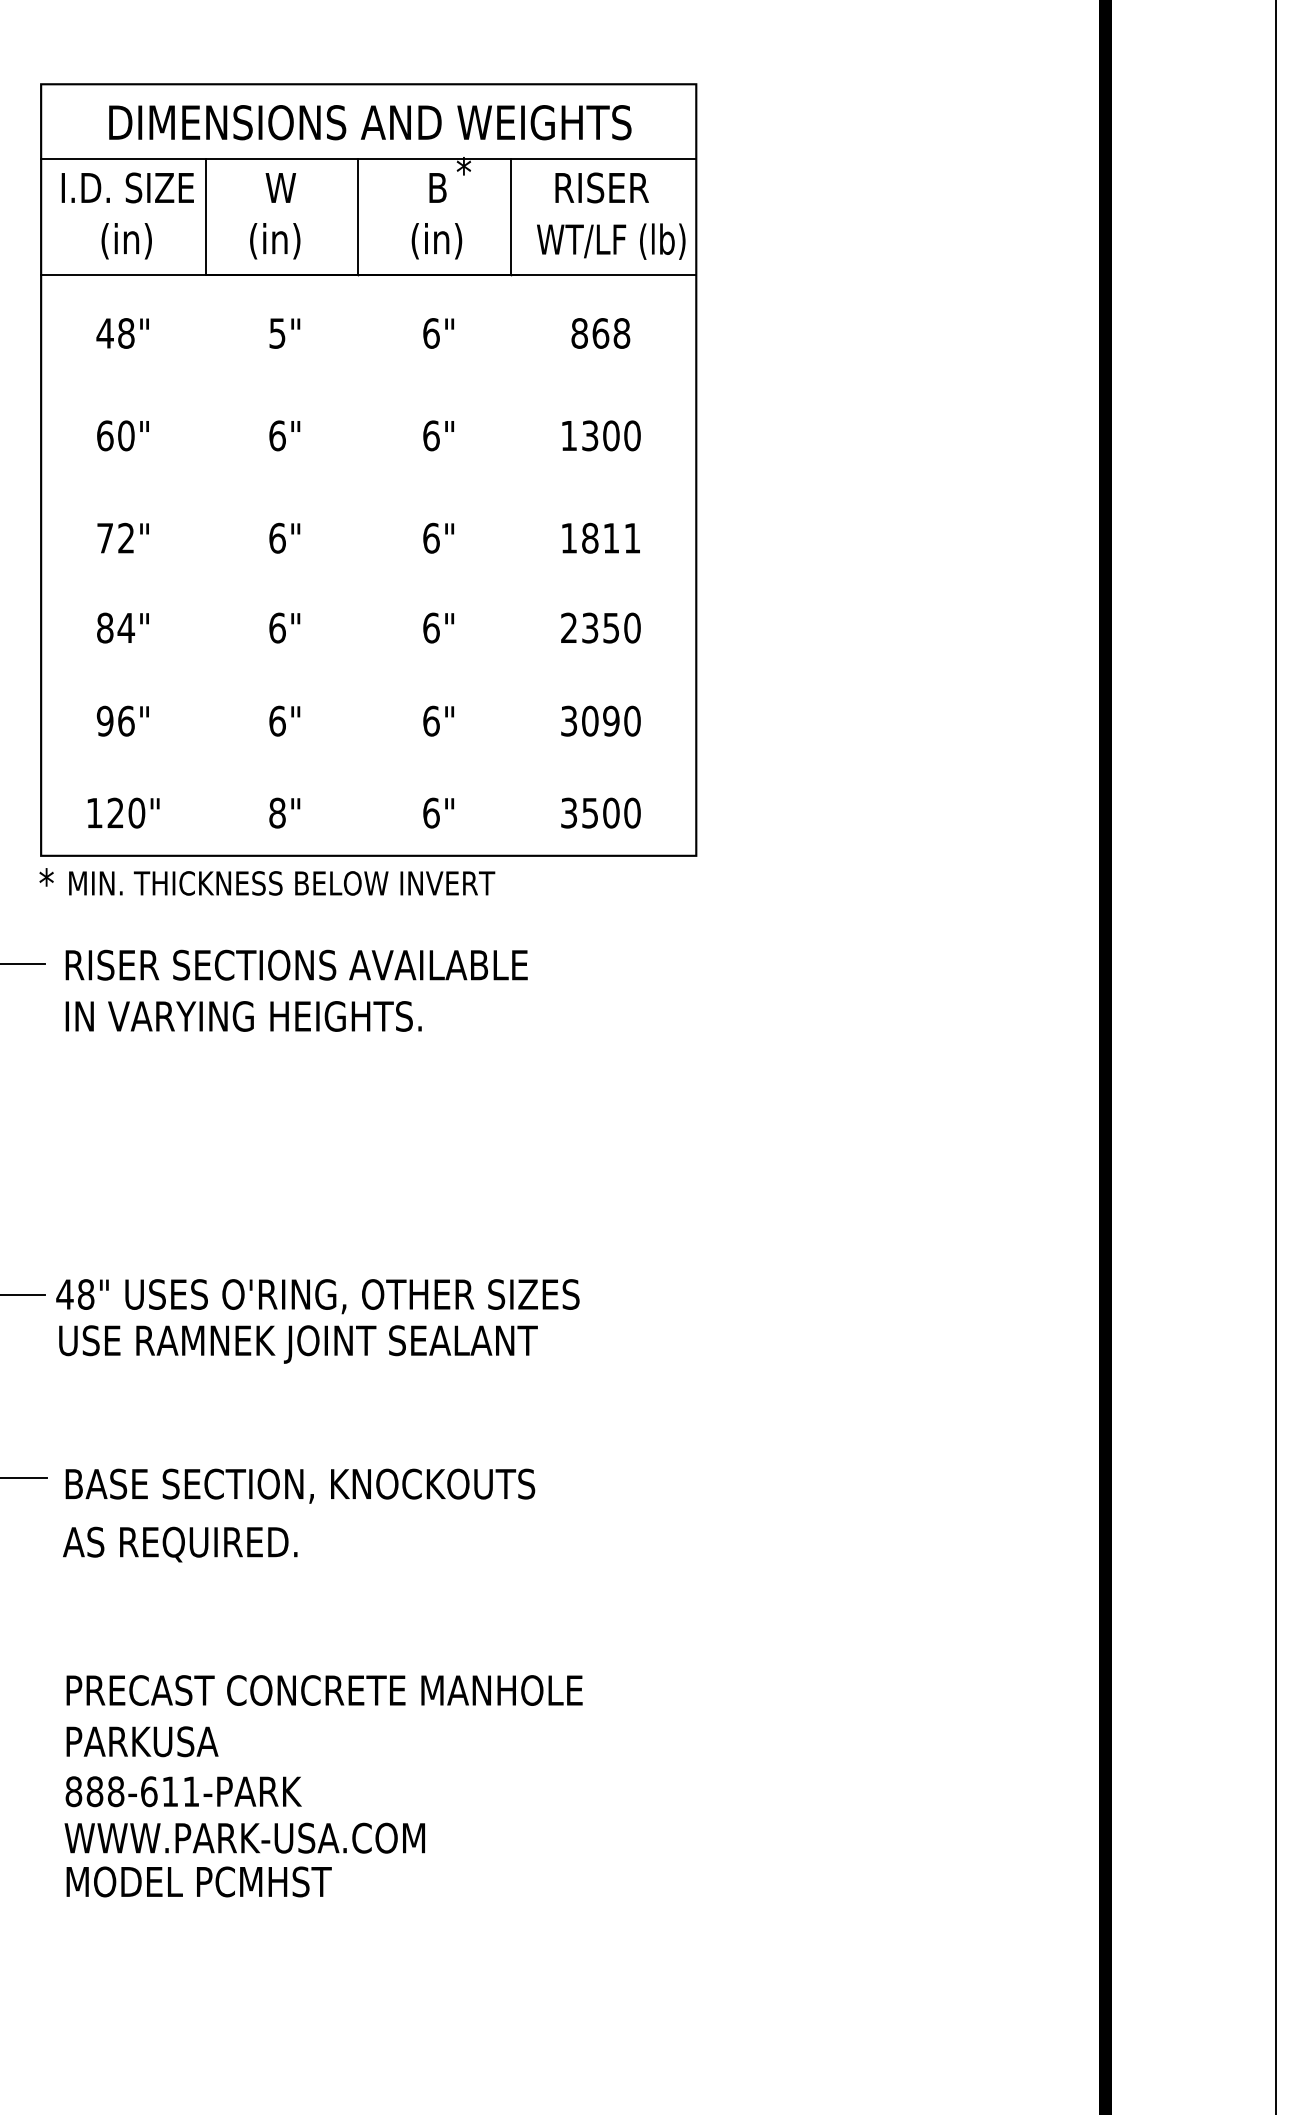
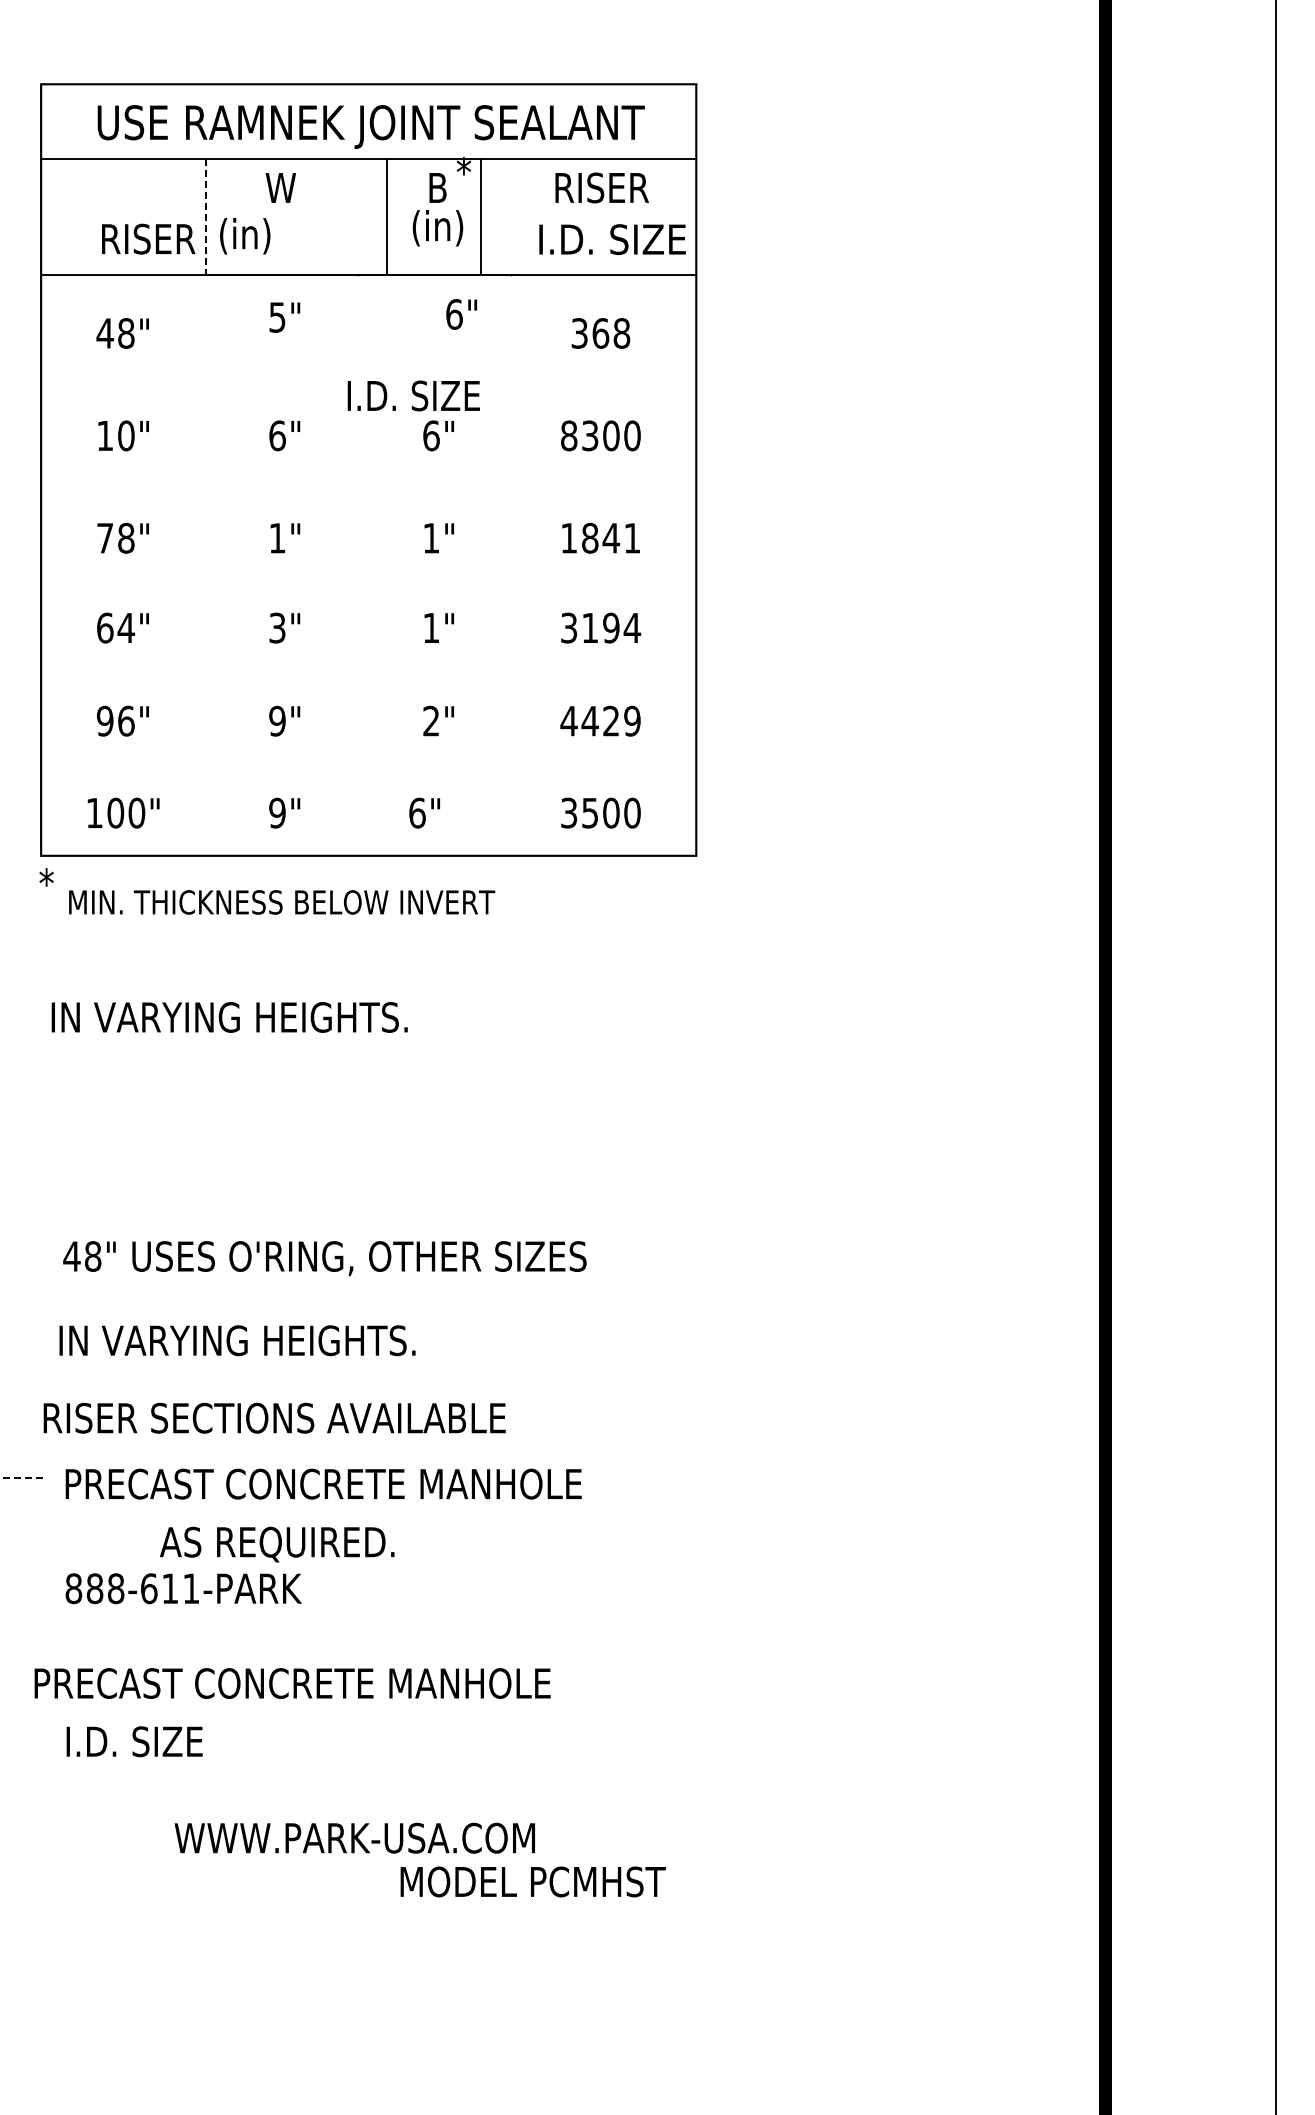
text: DIMENSIONS AND WEIGHTS -> USE RAMNEK JOINT SEALANT (370, 127)
text position: (127, 187) -> (413, 395) (413, 395)
line: solid -> dashed (206, 216)
line position: (358, 216) -> (387, 216) (387, 216)
line position: (510, 216) -> (480, 216) (480, 216)
text: (in) -> RISER (148, 241)
text position: (275, 241) -> (245, 236) (245, 236)
text position: (436, 241) -> (437, 228) (437, 228)
text: WT/LF (lb) -> I.D. SIZE (611, 241)
text position: (284, 333) -> (284, 317) (284, 317)
text position: (438, 333) -> (461, 314) (461, 314)
text: 868 -> 368 (579, 333)
text: 60" -> 10" (105, 435)
text: 1300 -> 8300 (569, 435)
text: 6" -> 1" (277, 537)
text: 6" -> 1" (431, 537)
text: 72" -> 78" (126, 538)
text: 1811 -> 1841 (611, 538)
text: 84" -> 64" (105, 627)
text: 6" -> 3" (277, 627)
text: 6" -> 1" (431, 627)
text: 2350 -> 3194 (601, 627)
text: 6" -> 9" (277, 720)
text: 6" -> 2" (431, 720)
text: 3090 -> 4429 (600, 720)
text: 120" -> 100" (115, 812)
text: 8" -> 9" (277, 812)
text position: (438, 812) -> (424, 812) (424, 812)
text position: (282, 883) -> (282, 902) (282, 902)
line: present -> none (23, 963)
text position: (296, 964) -> (274, 1417) (274, 1417)
text position: (243, 1016) -> (229, 1017) (229, 1017)
line: present -> none (23, 1294)
text position: (317, 1296) -> (324, 1258) (324, 1258)
text: USE RAMNEK JOINT SEALANT -> IN VARYING HEIGHTS. (298, 1344)
line: solid -> dashed (24, 1478)
text: BASE SECTION, KNOCKOUTS -> PRECAST CONCRETE MANHOLE (325, 1485)
text position: (180, 1544) -> (277, 1544) (277, 1544)
text position: (324, 1690) -> (292, 1683) (292, 1683)
text: PARKUSA -> I.D. SIZE (144, 1741)
text position: (183, 1791) -> (183, 1588) (183, 1588)
text position: (244, 1837) -> (354, 1837) (354, 1837)
text position: (198, 1881) -> (532, 1881) (532, 1881)
